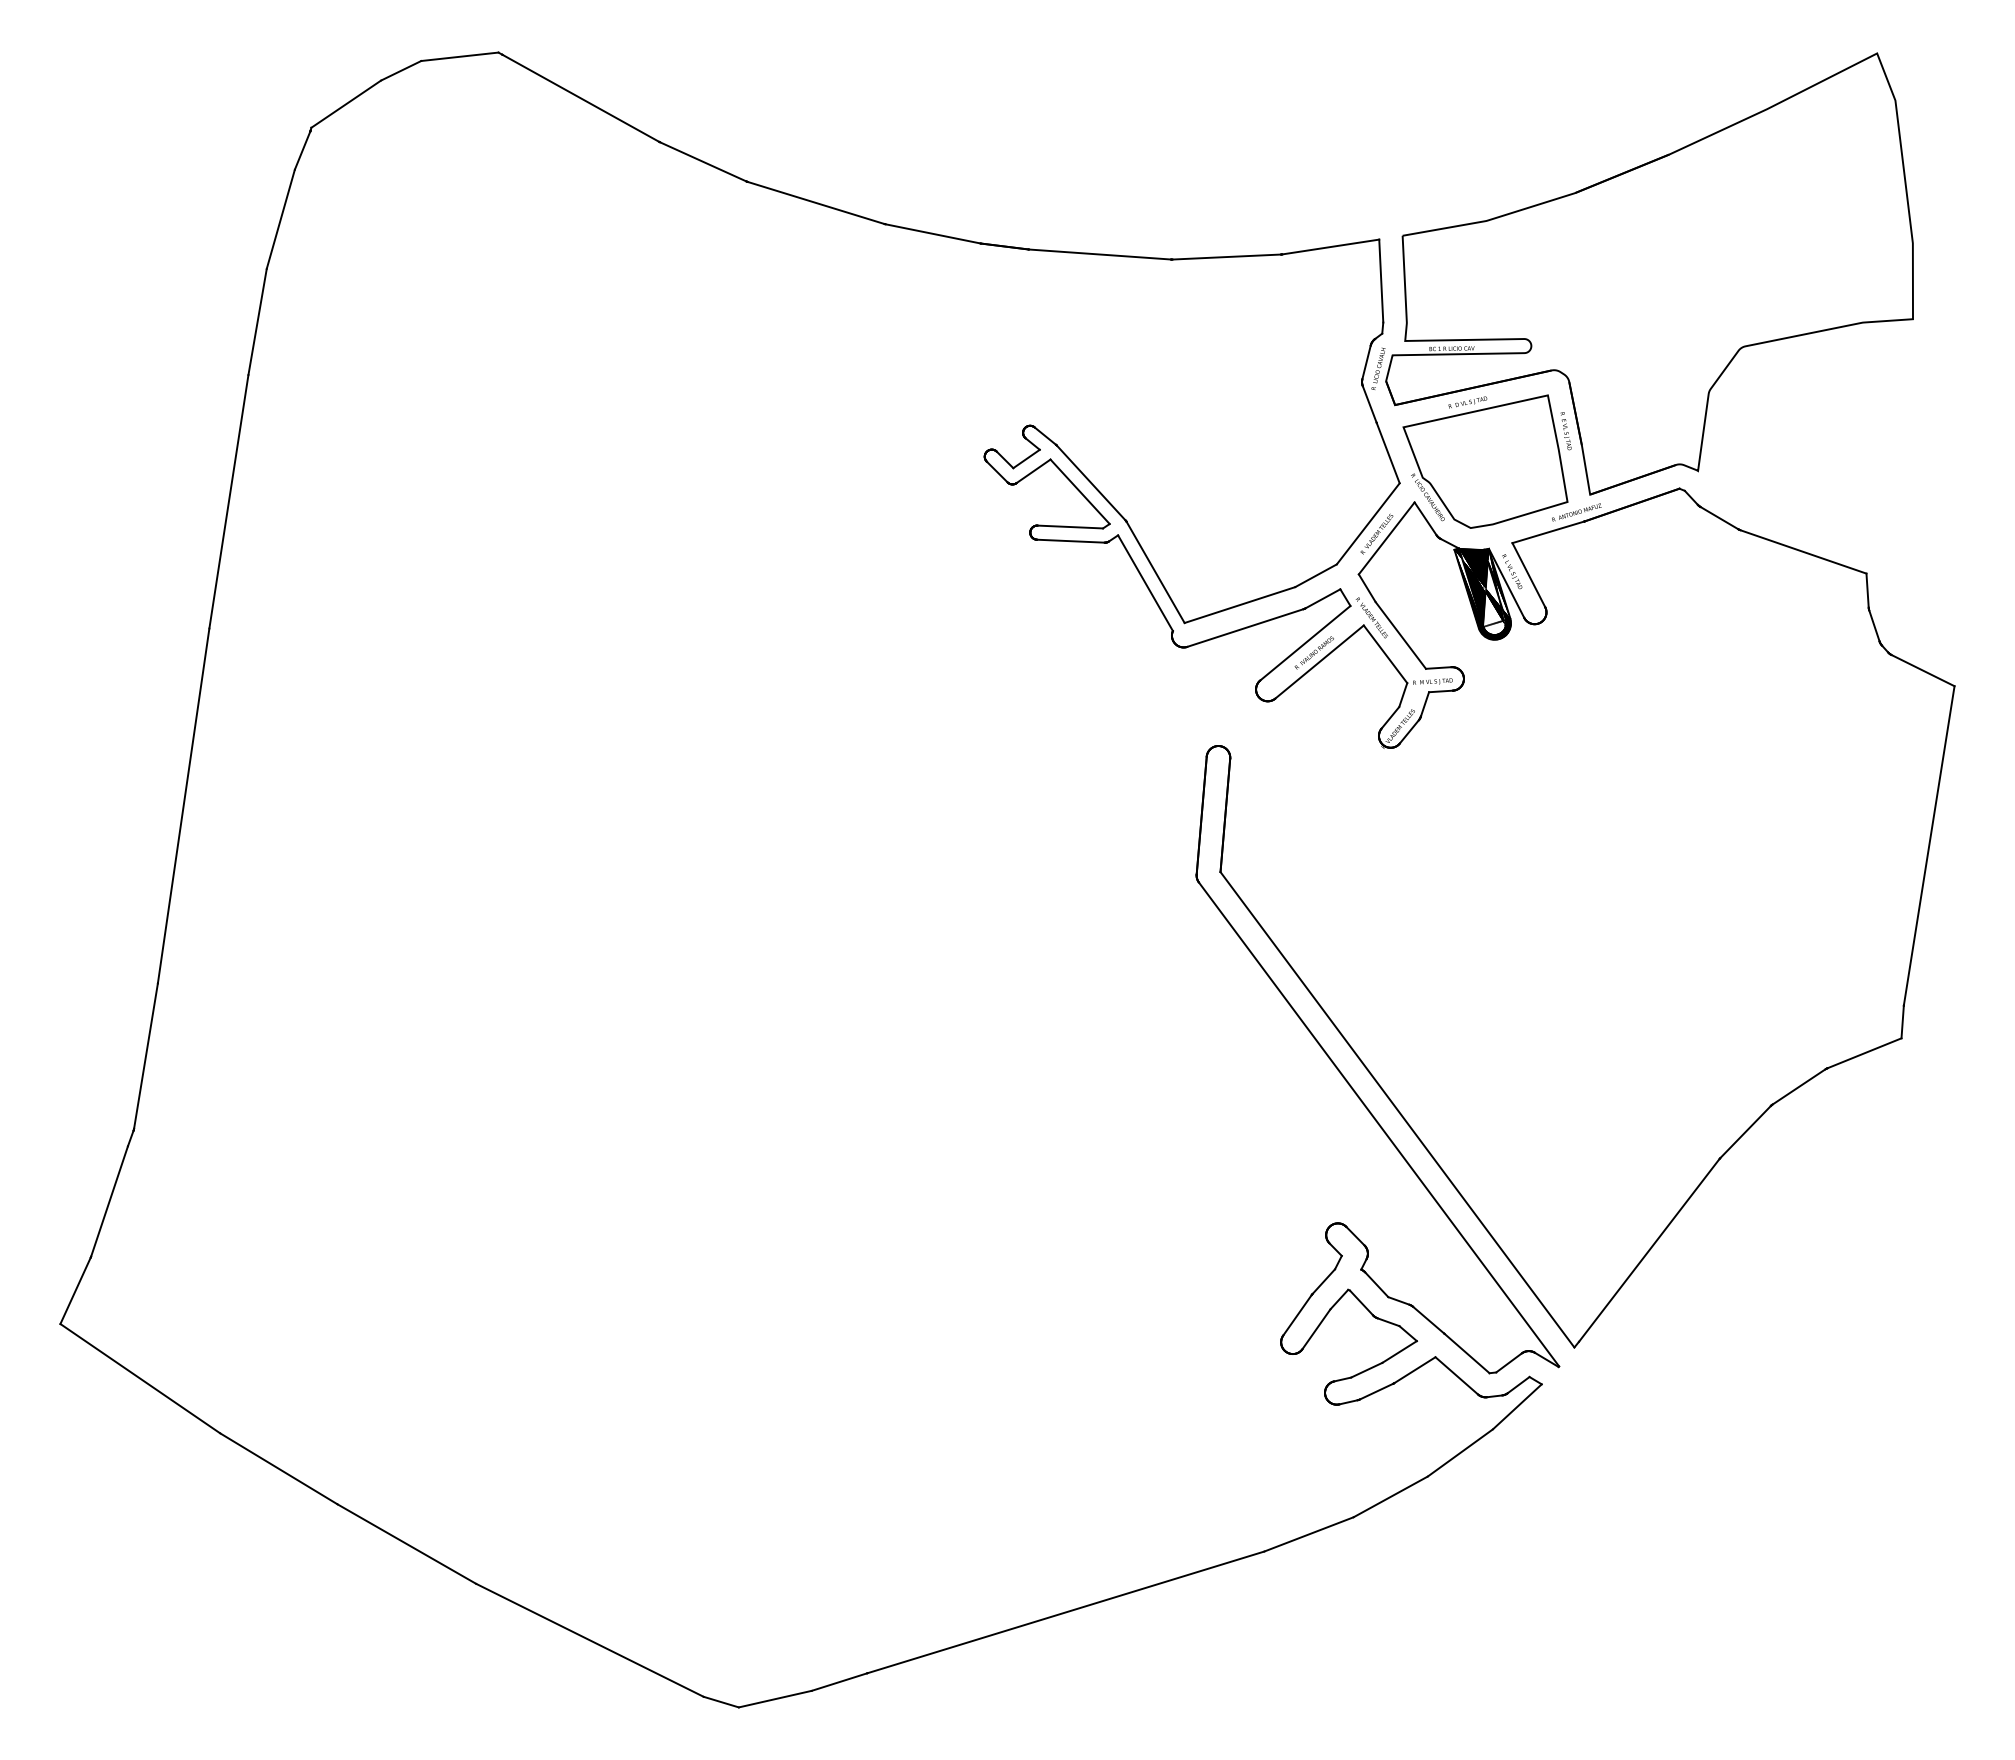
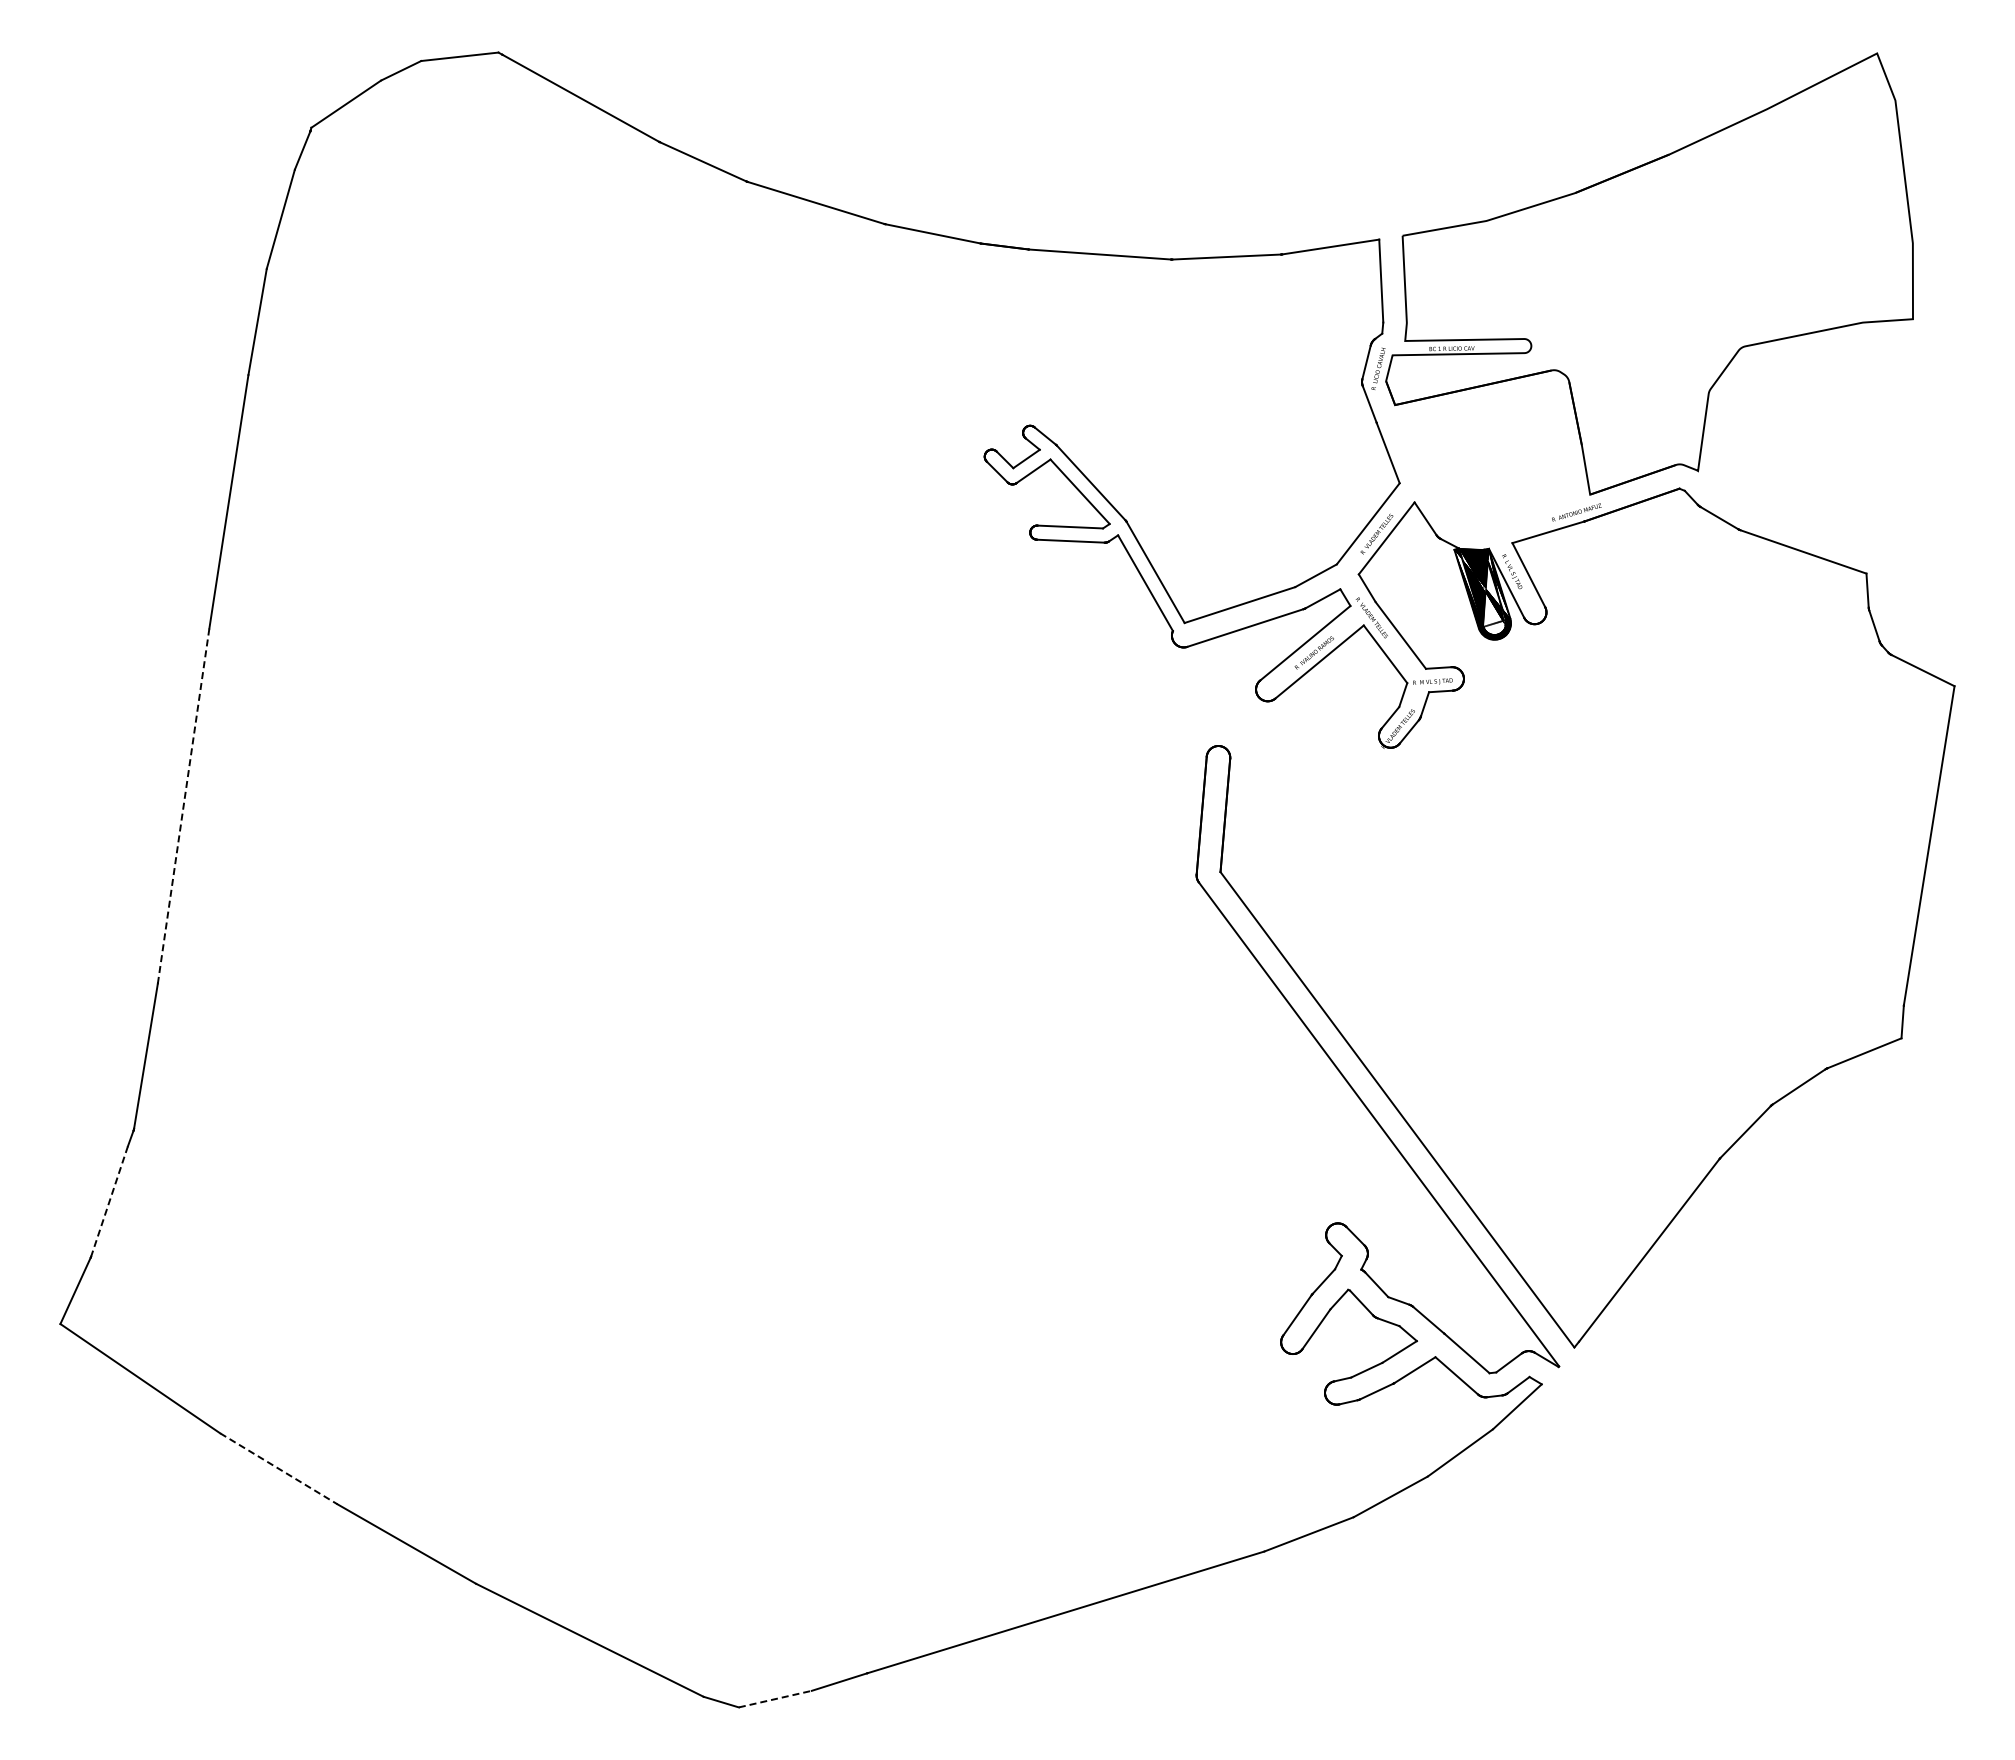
part: present -> none (1486, 461)
line: solid -> dashed (183, 806)
line: solid -> dashed (109, 1201)
line: solid -> dashed (278, 1468)
line: solid -> dashed (775, 1699)
